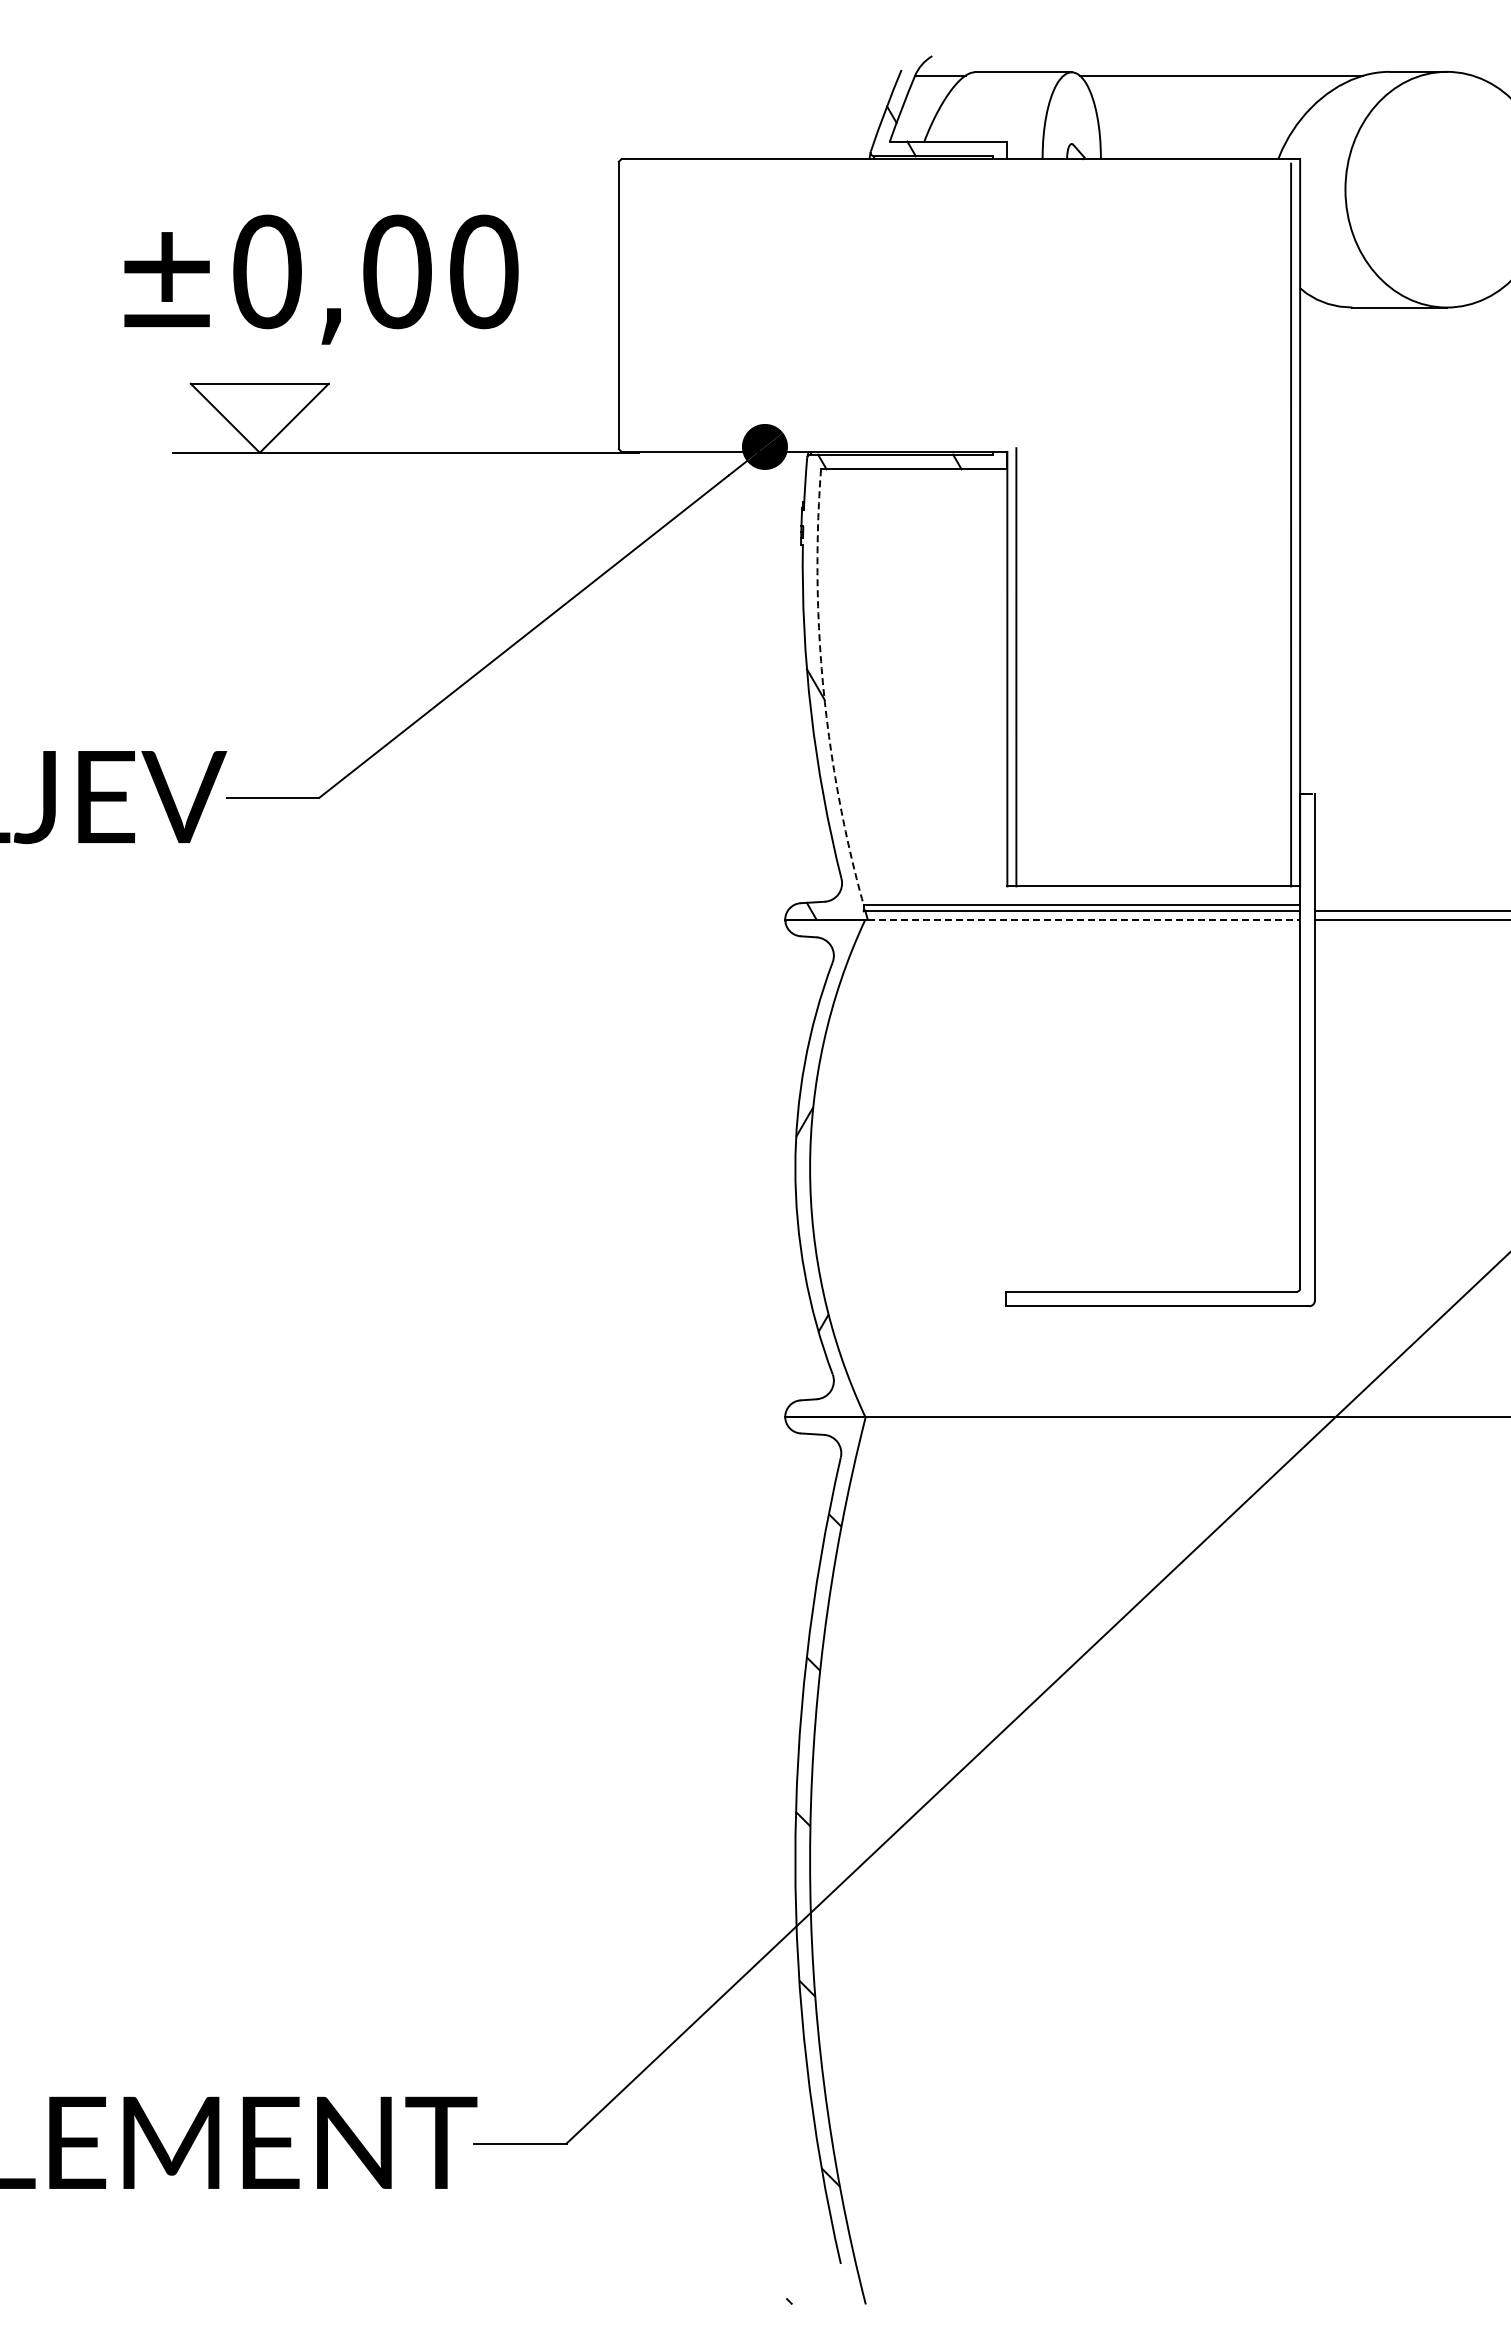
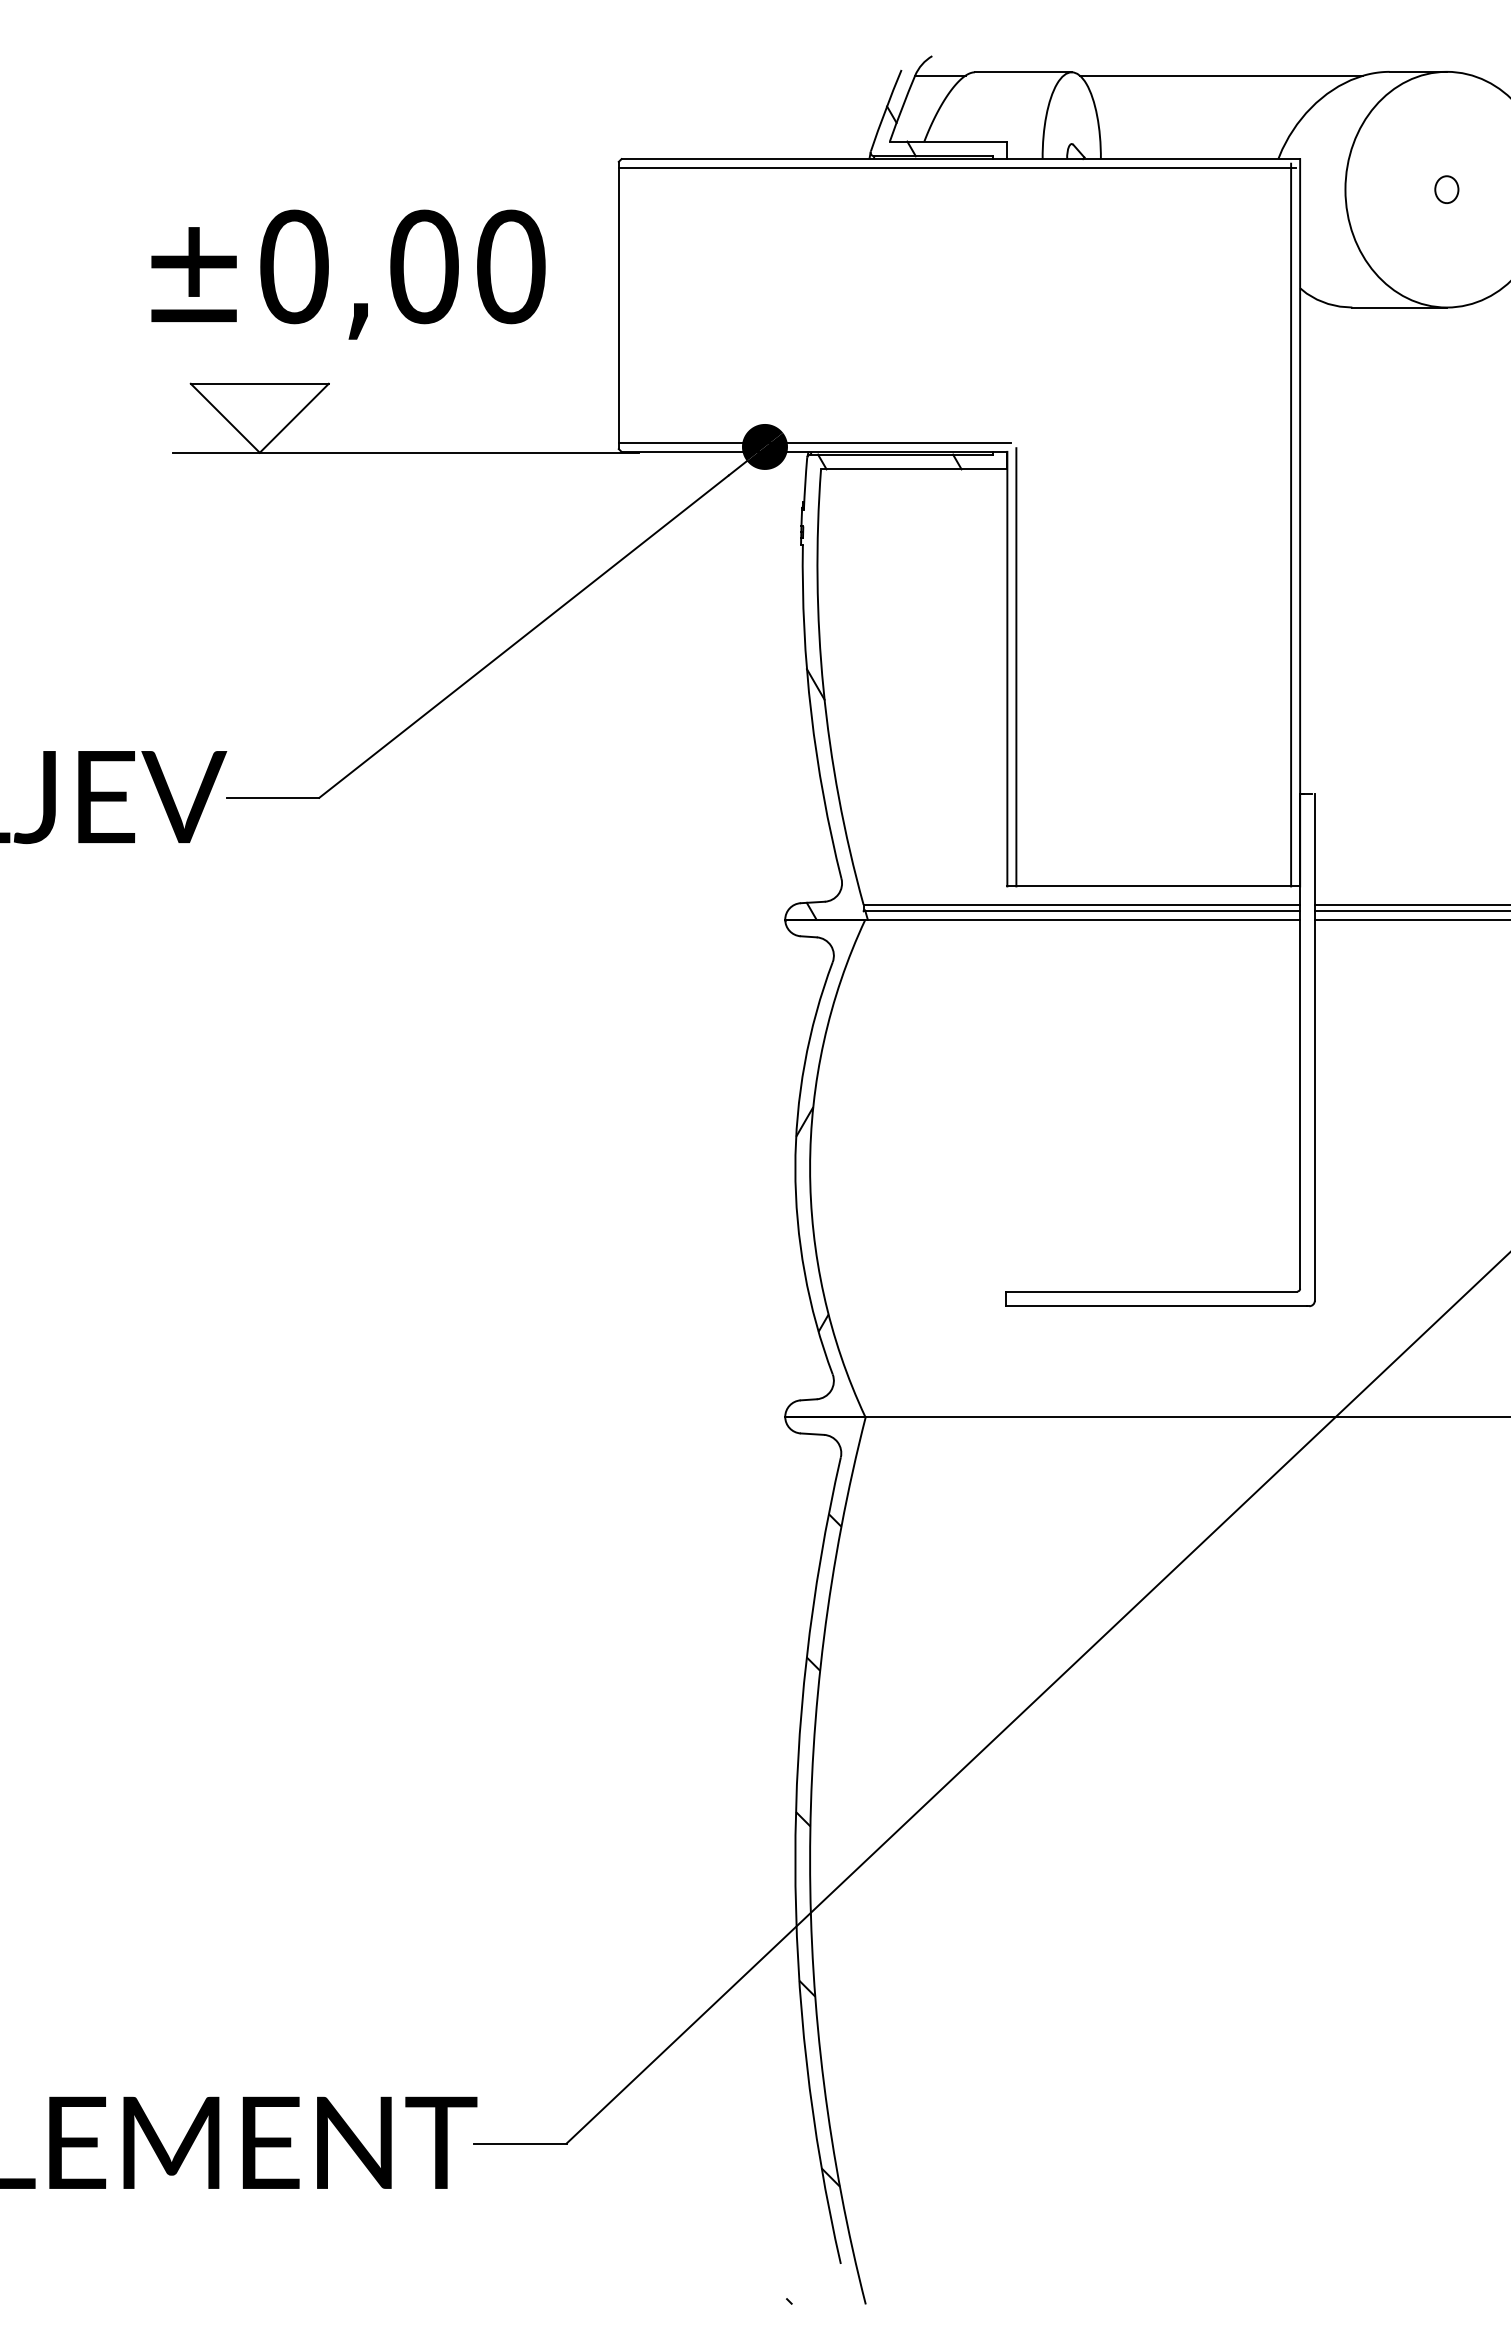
line: none -> present (957, 168)
part: none -> present (1446, 189)
text position: (321, 279) -> (348, 274) (348, 274)
line: none -> present (814, 442)
arc: dashed -> solid (823, 689)
line: none -> present (1410, 904)
line: dashed -> solid (1084, 919)
